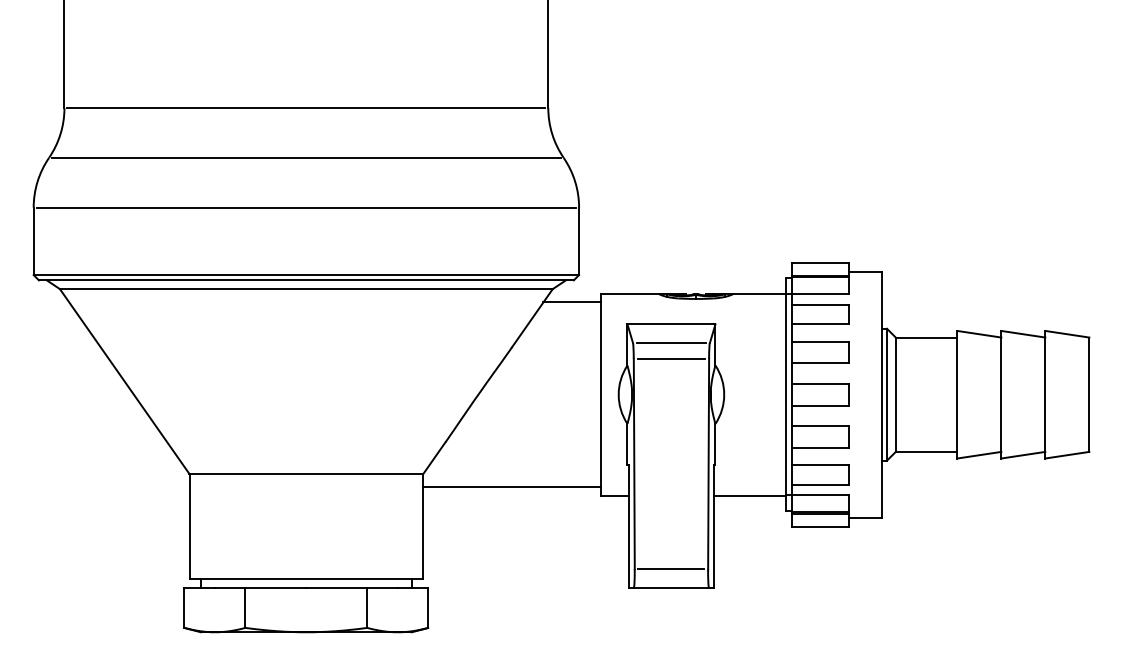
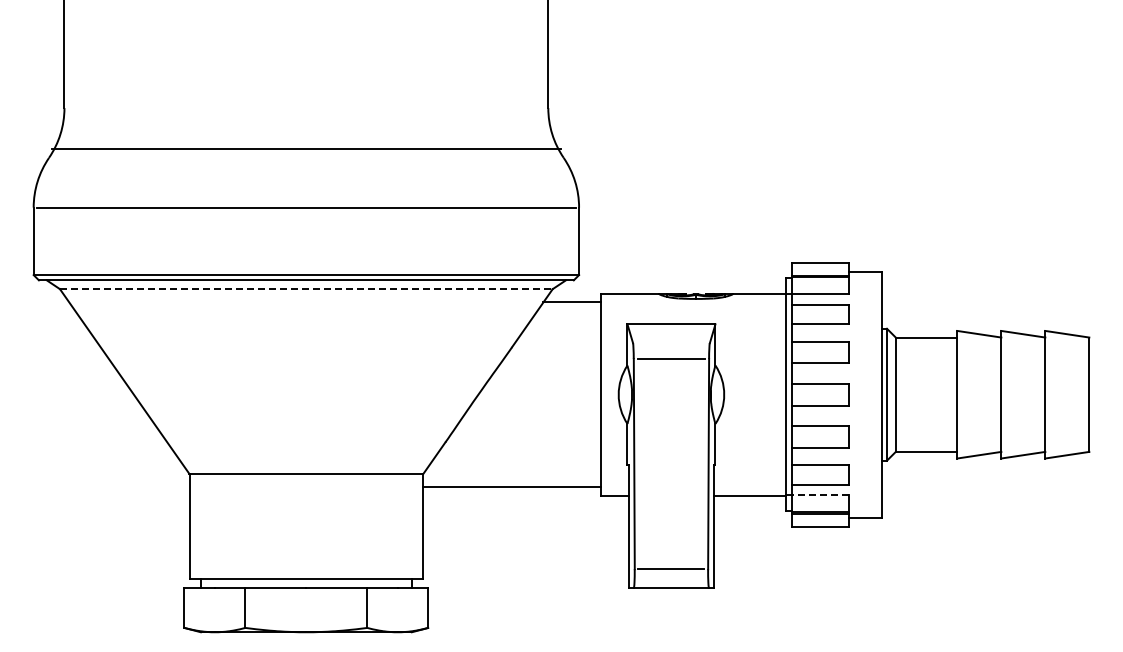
line: present -> none (306, 108)
line position: (306, 157) -> (306, 148) (306, 148)
line: solid -> dashed (306, 289)
line: present -> none (671, 343)
line: solid -> dashed (820, 495)
